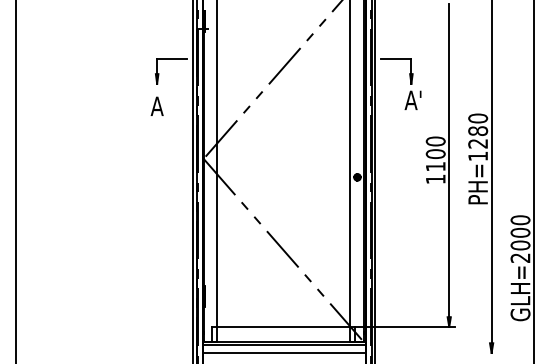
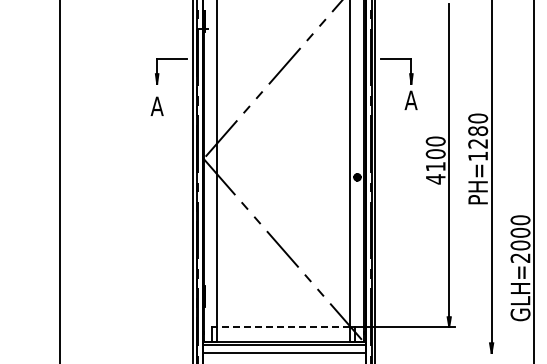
text: A' -> A (420, 93)
text: 1100 -> 4100 (435, 179)
line position: (16, 181) -> (60, 181) (60, 181)
line: solid -> dashed (283, 326)
